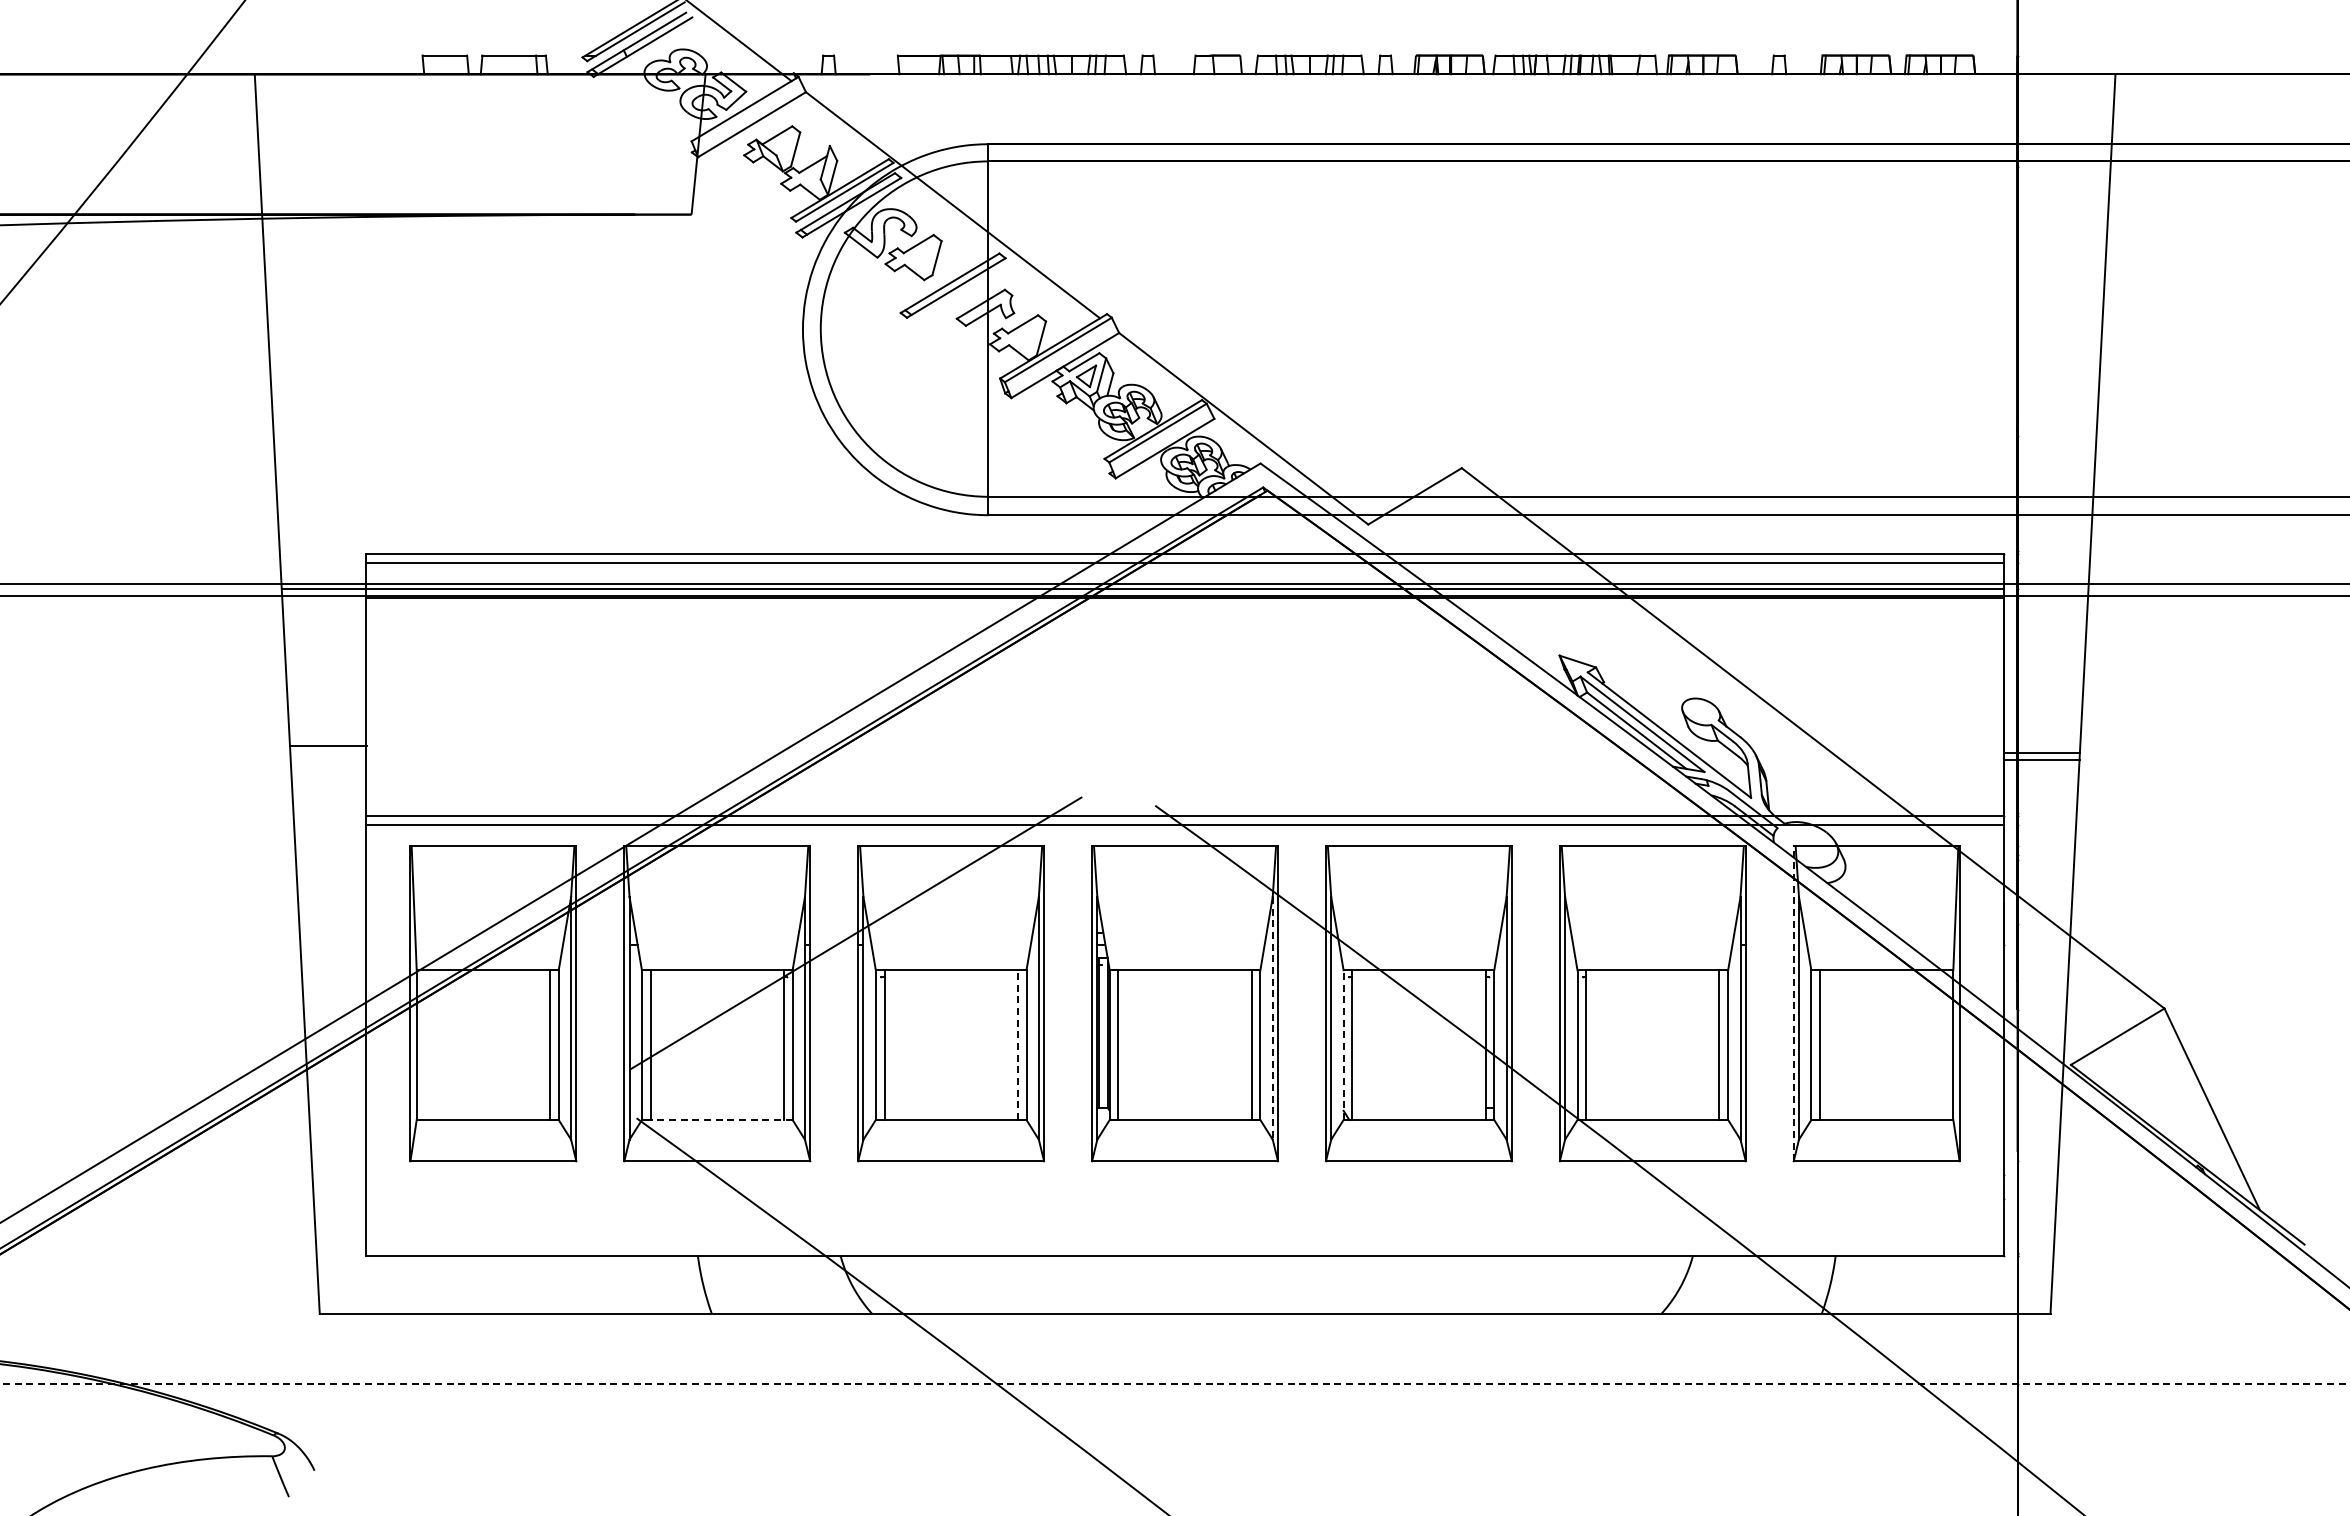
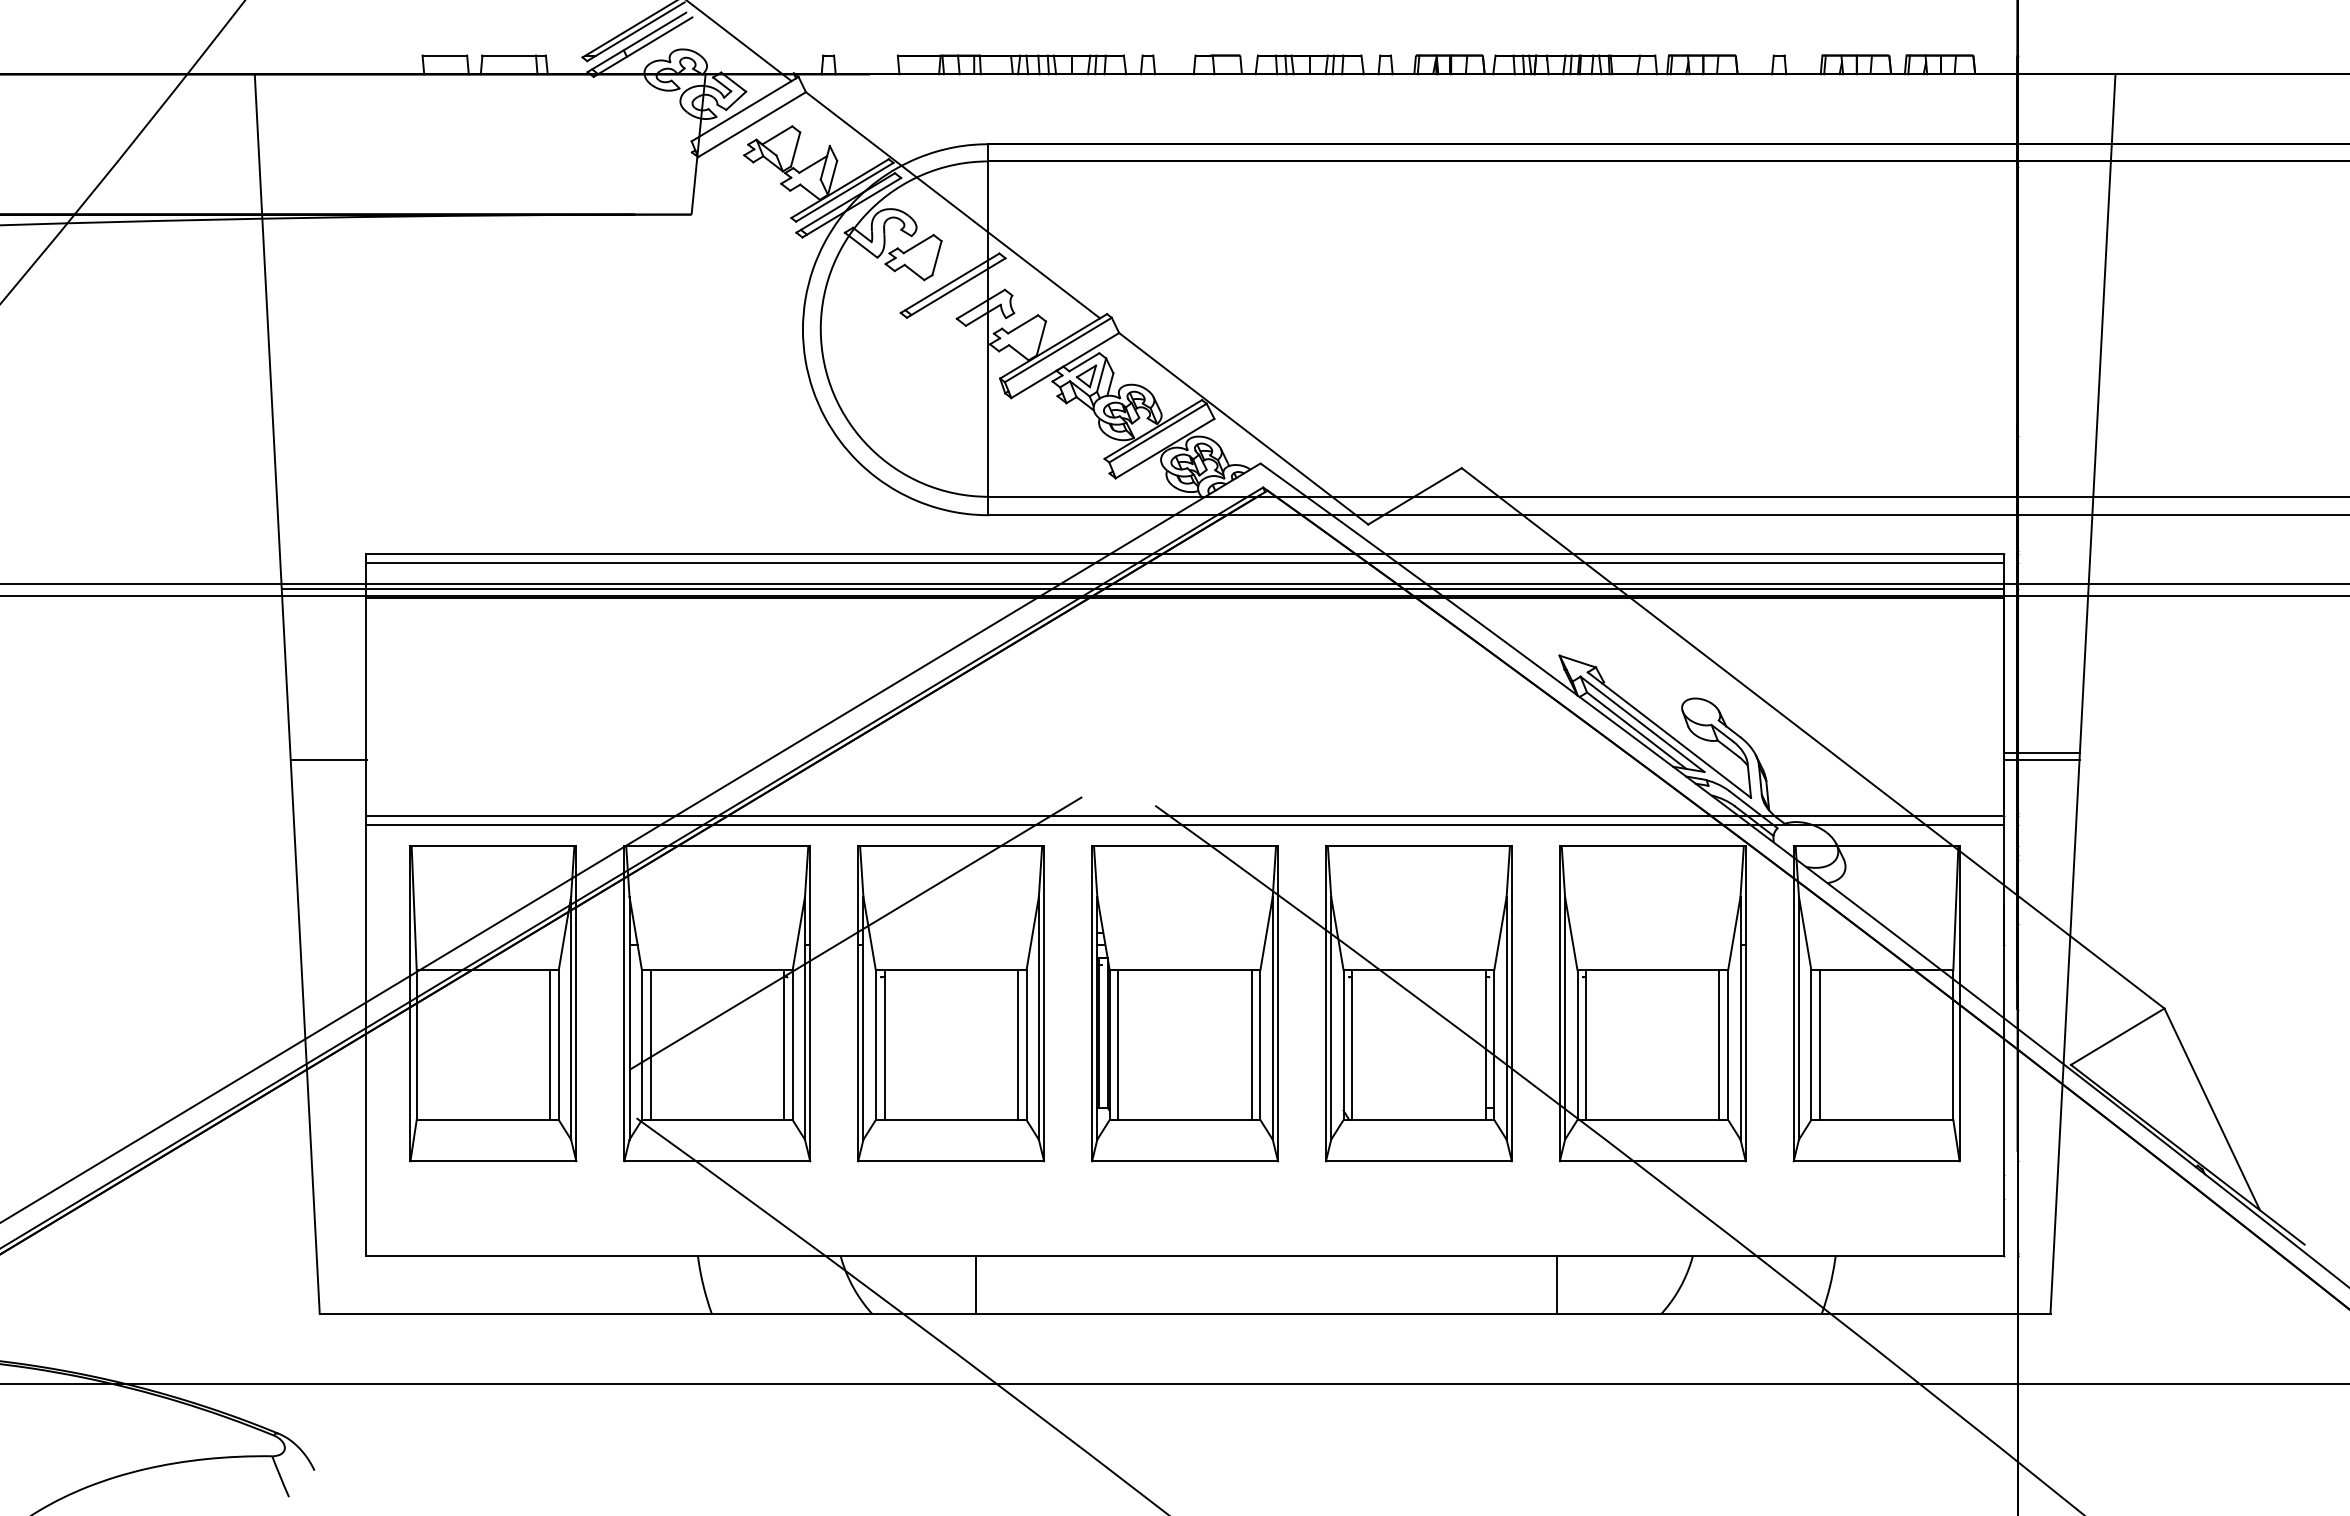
line position: (328, 745) -> (328, 759) (328, 759)
line: dashed -> solid (1793, 1003)
line: dashed -> solid (1272, 1018)
line: dashed -> solid (1017, 1045)
line: dashed -> solid (1343, 1045)
line: dashed -> solid (716, 1119)
line: none -> present (976, 1284)
line: none -> present (1557, 1284)
line: dashed -> solid (1174, 1384)
